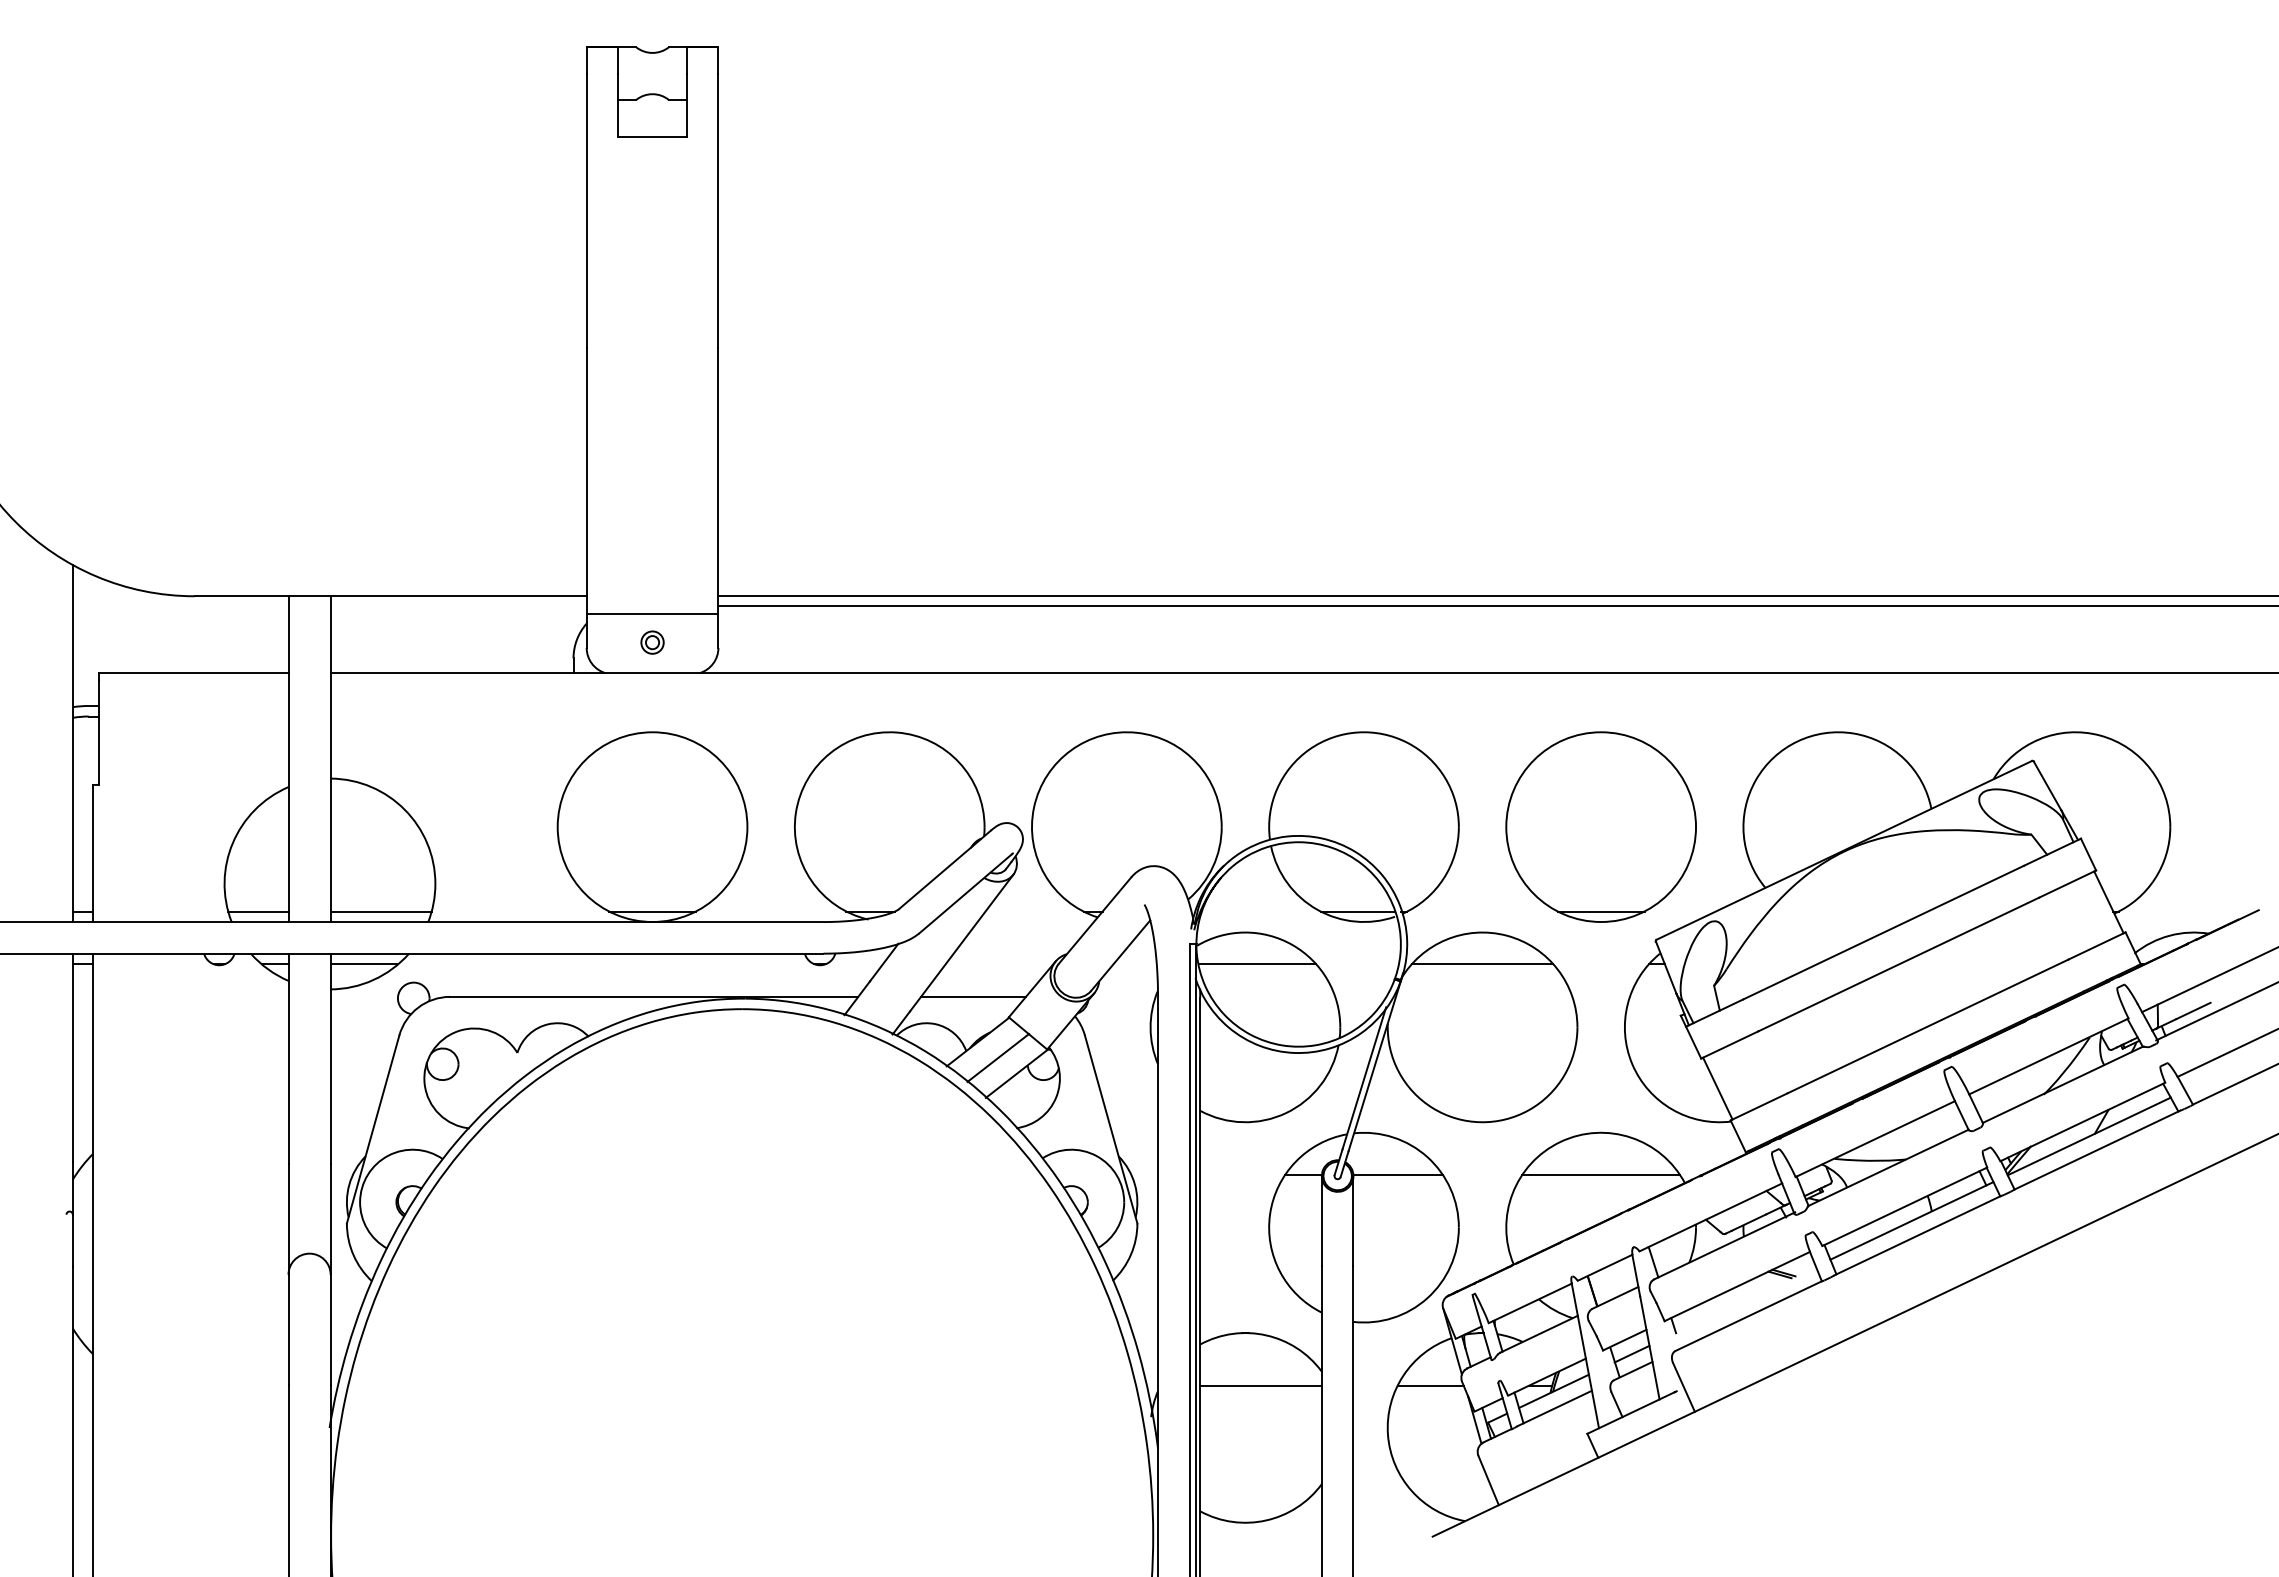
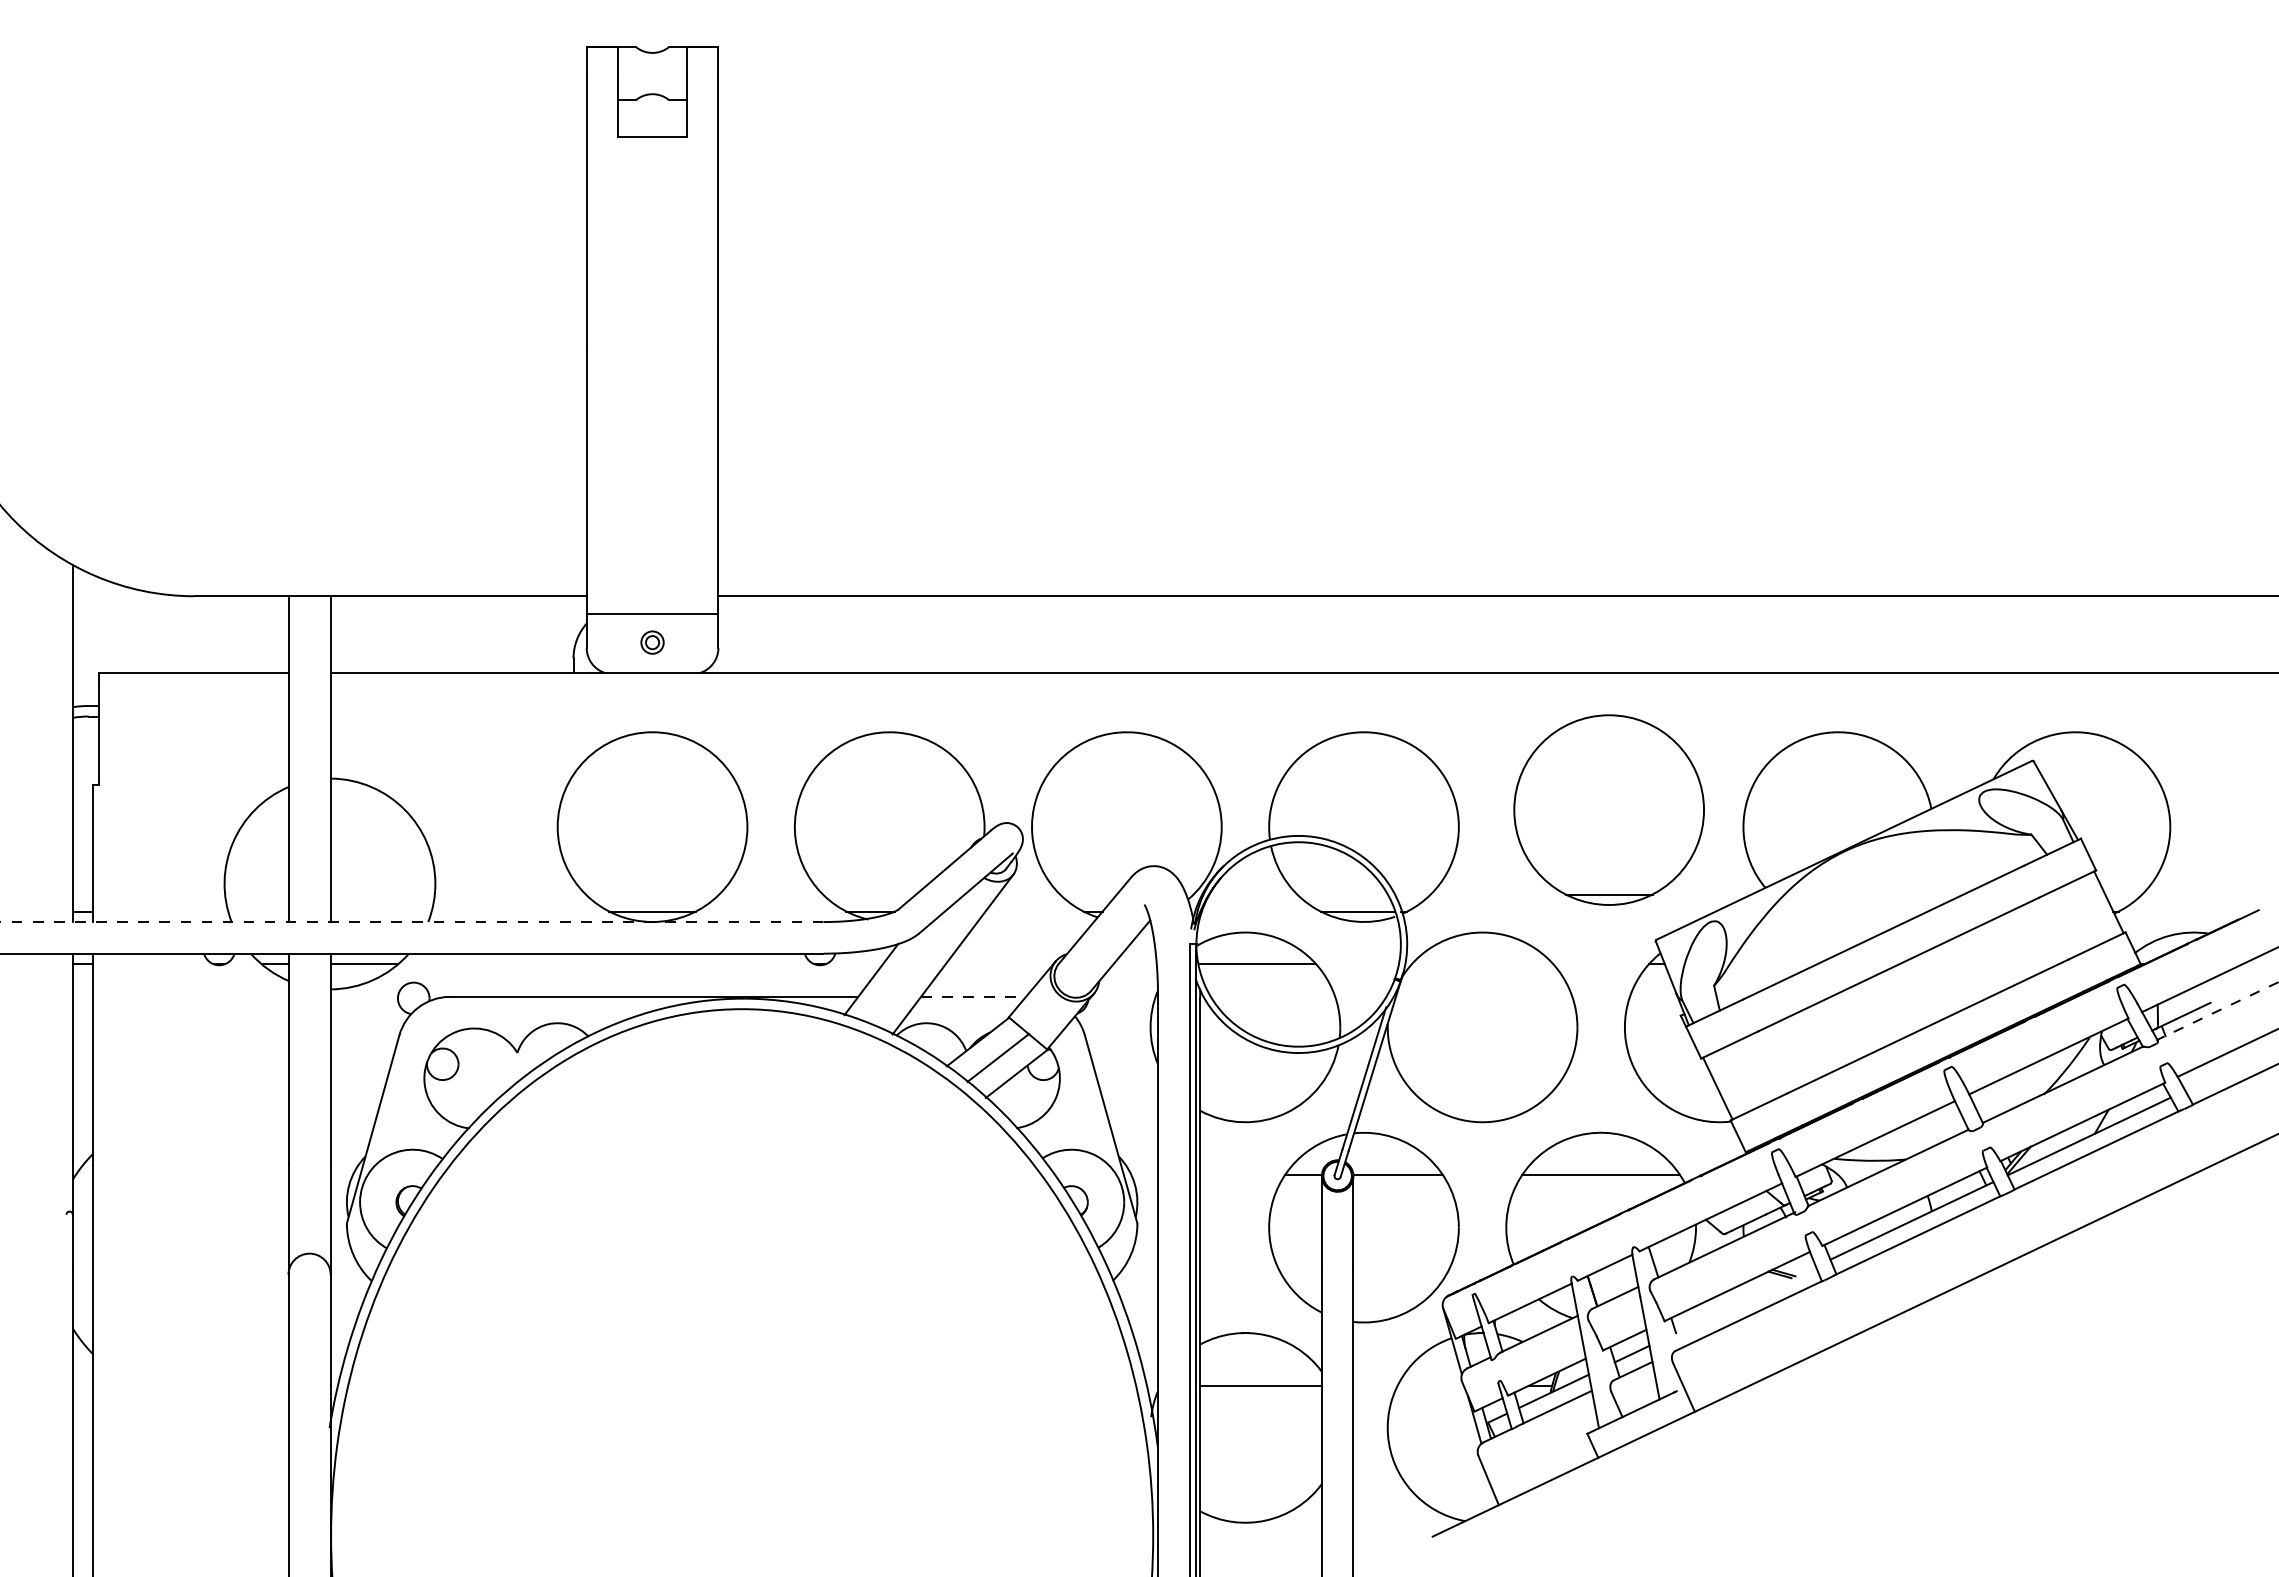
line: present -> none (1496, 605)
part position: (1600, 826) -> (1608, 809) (1608, 809)
line: present -> none (258, 911)
line: present -> none (380, 911)
line: solid -> dashed (411, 922)
line: present -> none (1482, 964)
line: solid -> dashed (974, 996)
line: solid -> dashed (2217, 1011)
line: present -> none (1430, 1385)
